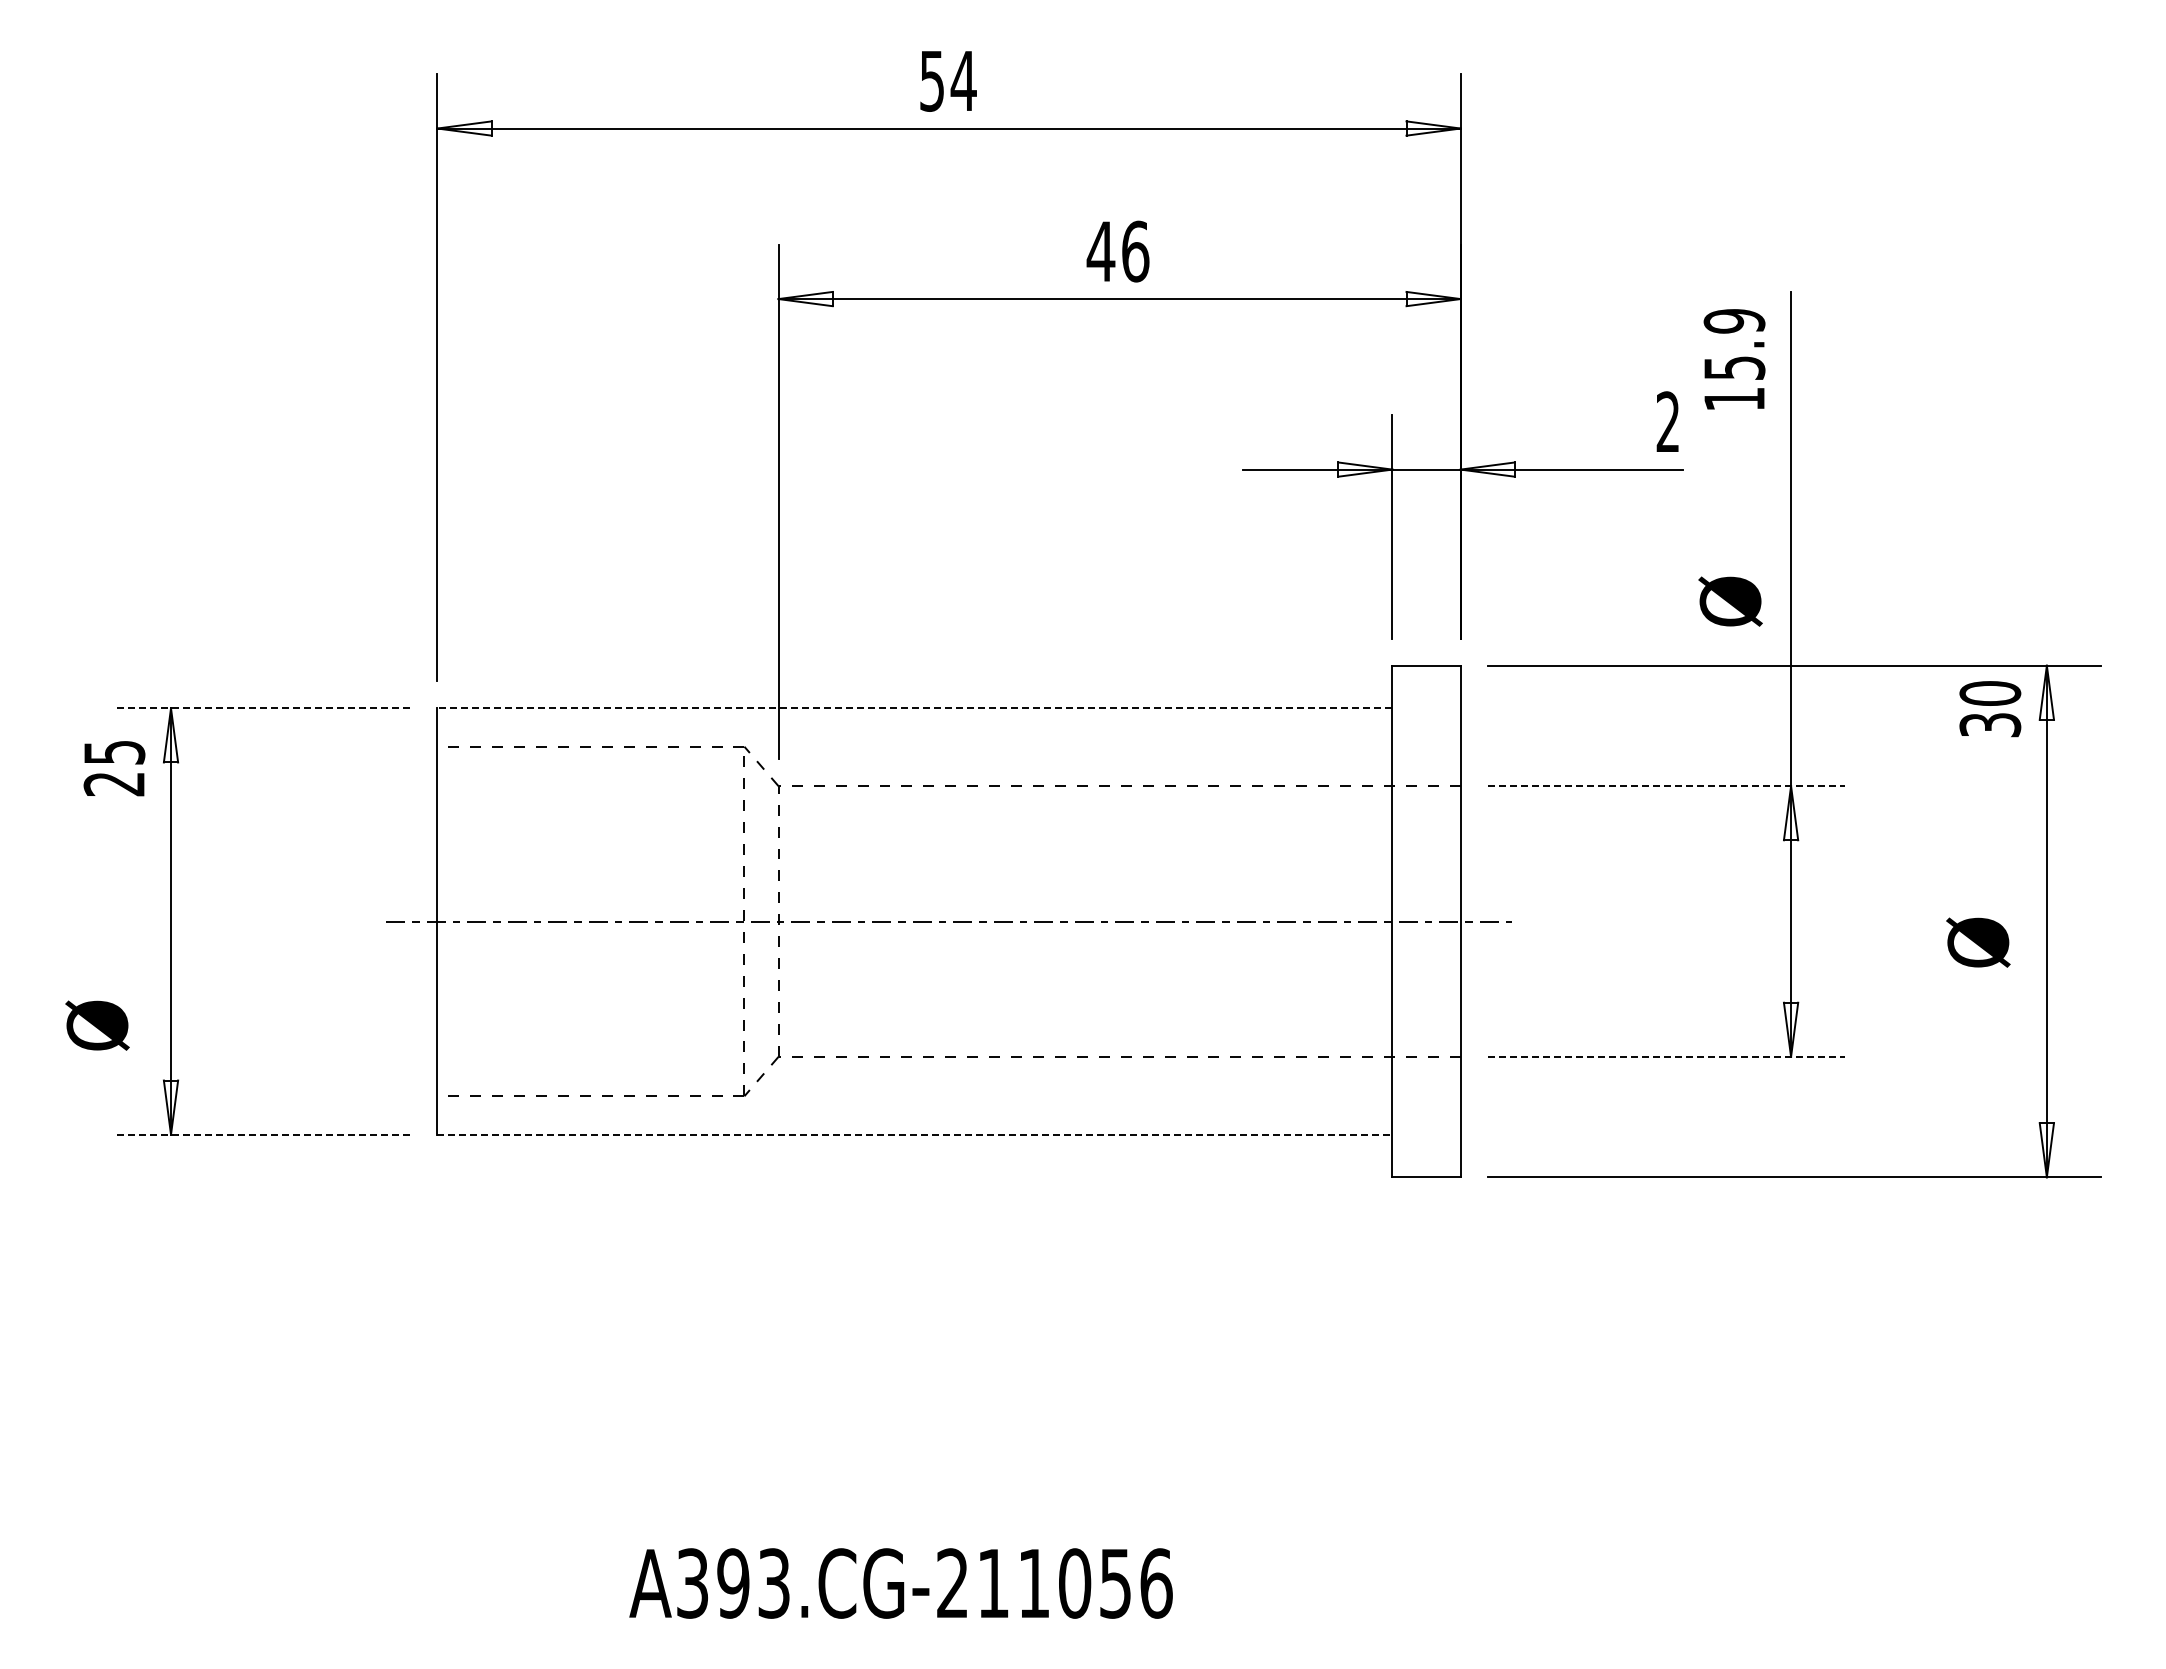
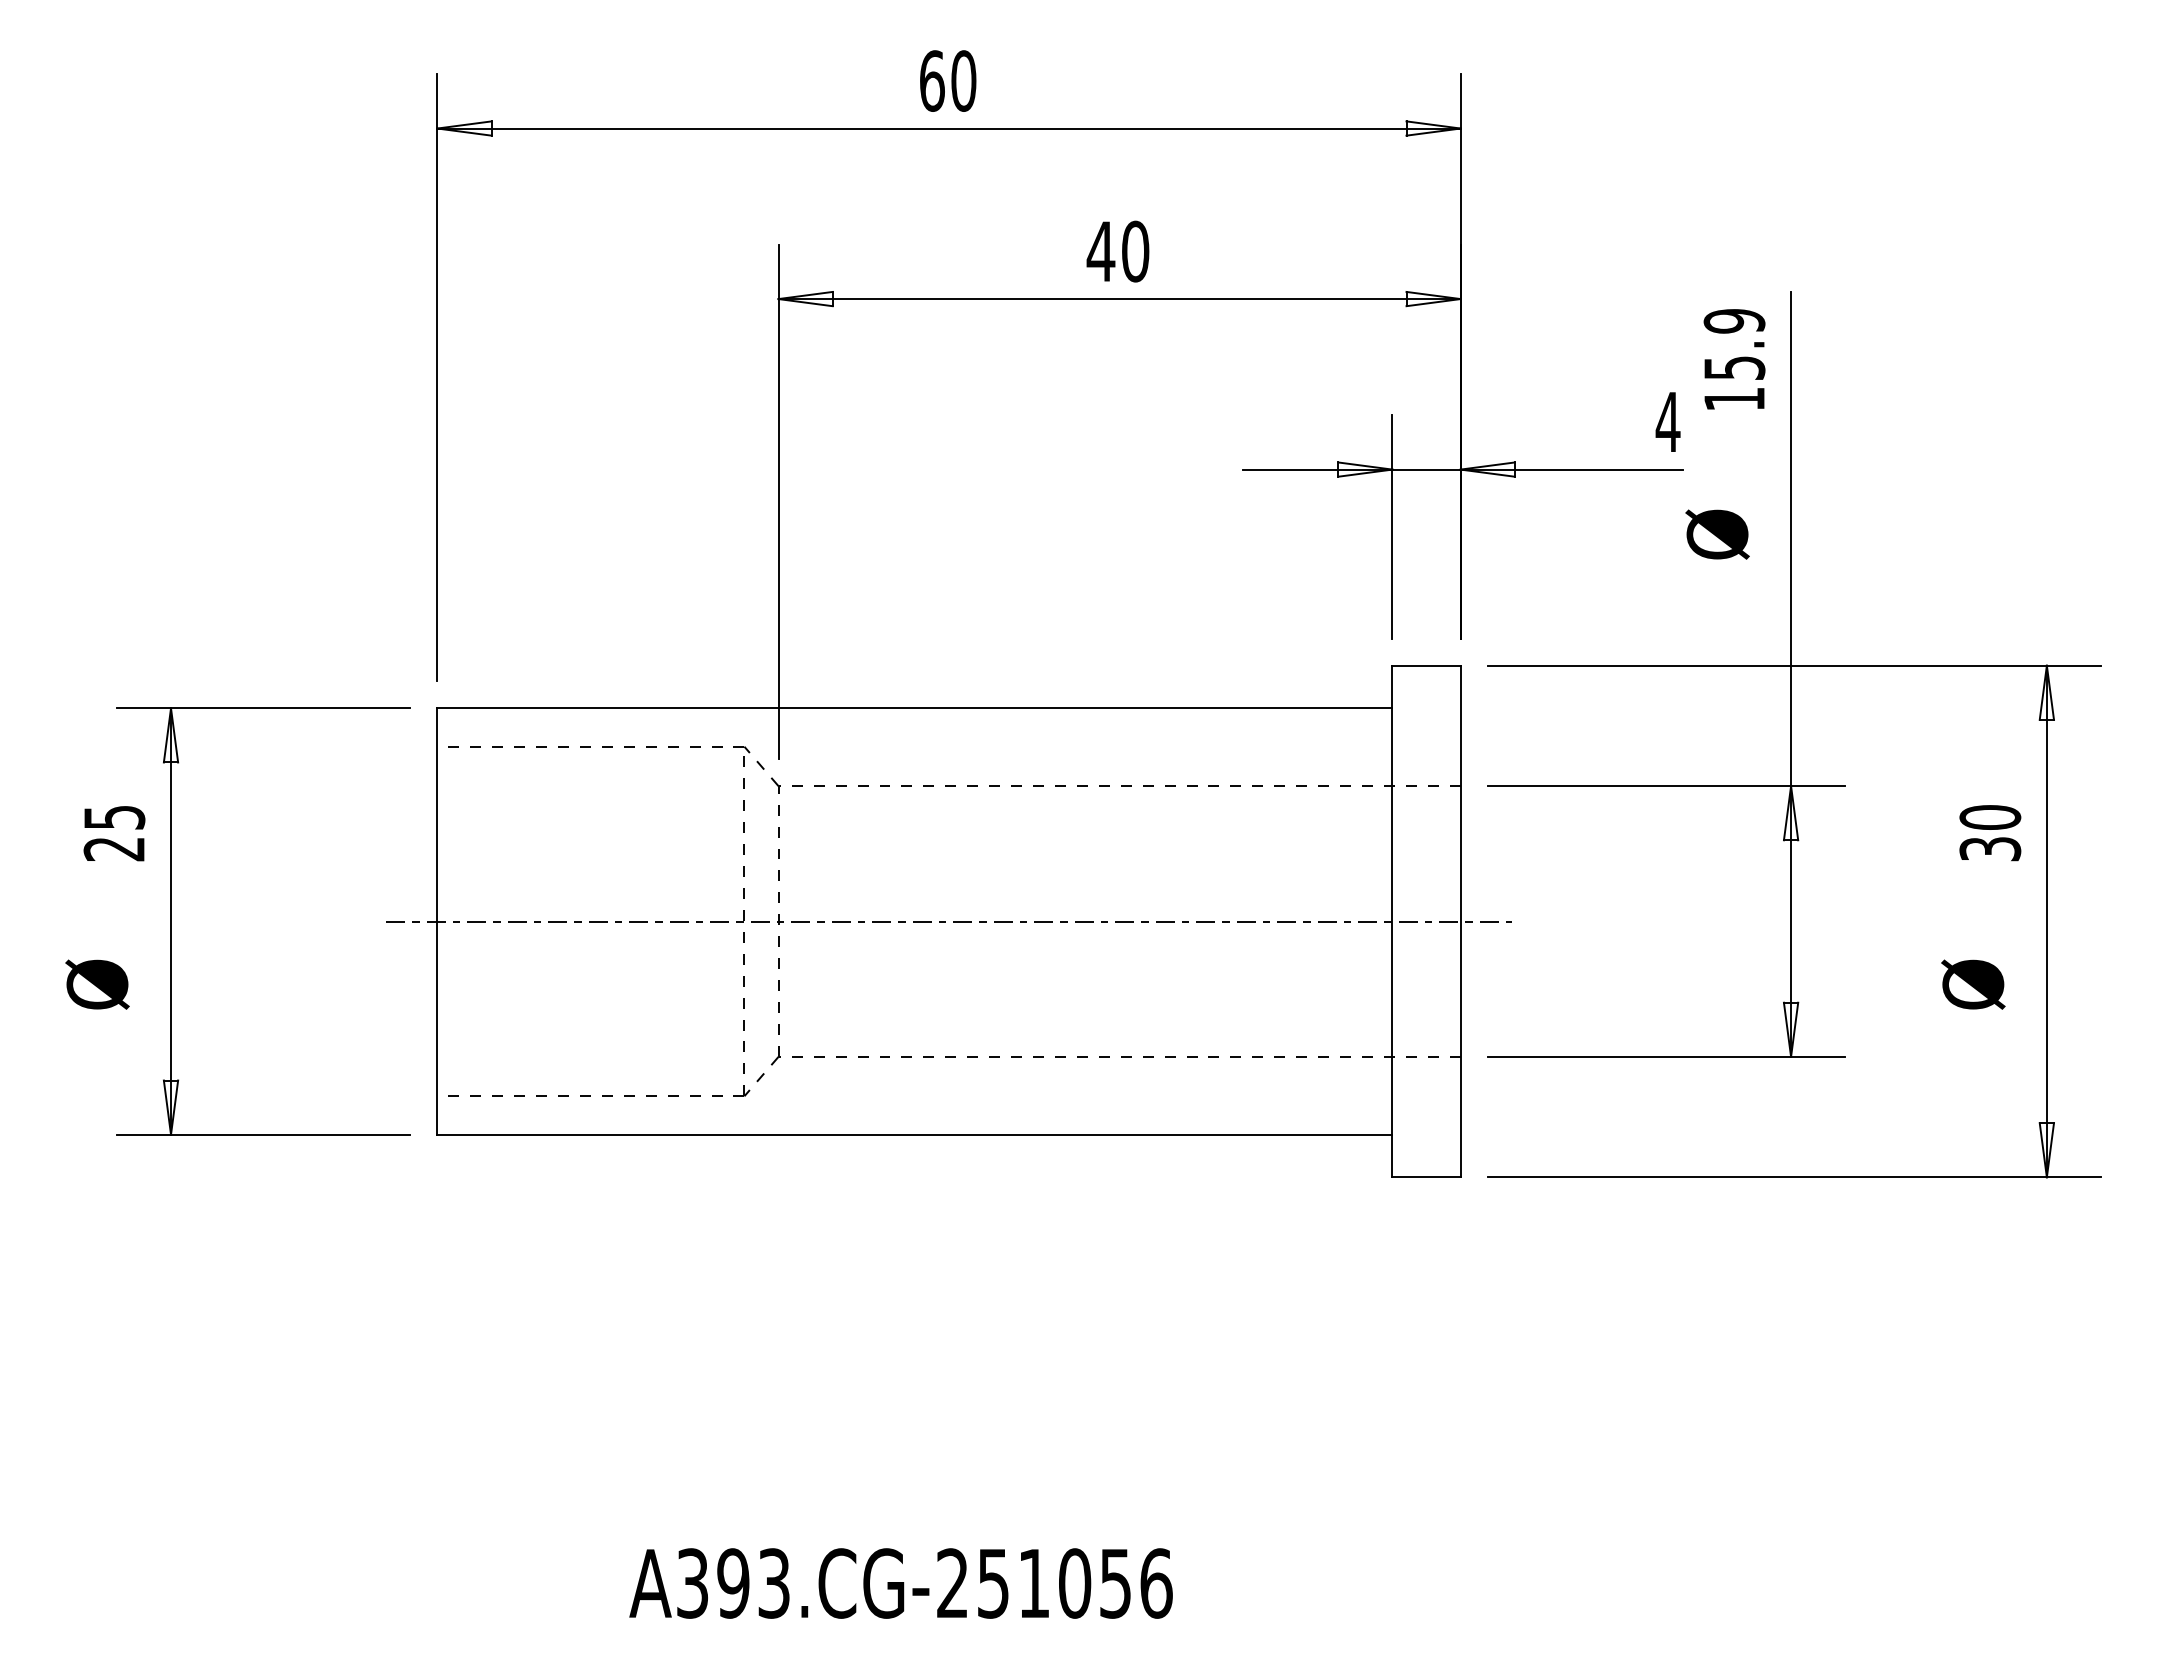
text: 54 -> 60 (948, 80)
text: 46 -> 40 (1135, 251)
text: 2 -> 4 (1667, 421)
text position: (1730, 601) -> (1717, 534) (1717, 534)
line: dashed -> solid (263, 708)
line: dashed -> solid (914, 708)
text position: (1990, 709) -> (1990, 833) (1990, 833)
text position: (114, 768) -> (114, 833) (114, 833)
line: dashed -> solid (1666, 786)
text position: (1978, 942) -> (1973, 984) (1973, 984)
text position: (97, 1025) -> (97, 984) (97, 984)
line: dashed -> solid (1666, 1056)
line: dashed -> solid (263, 1134)
line: dashed -> solid (915, 1134)
text: A393.CG-211056 -> A393.CG-251056 (993, 1583)
